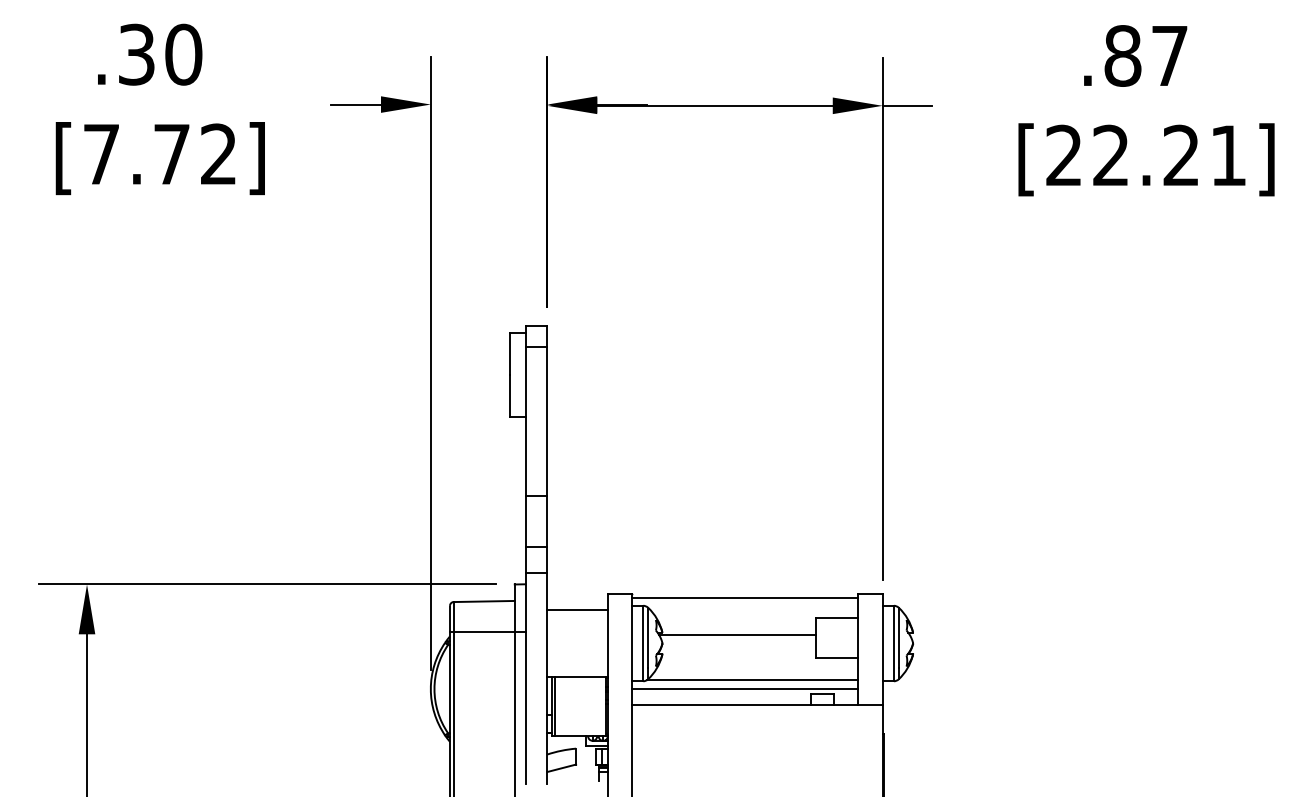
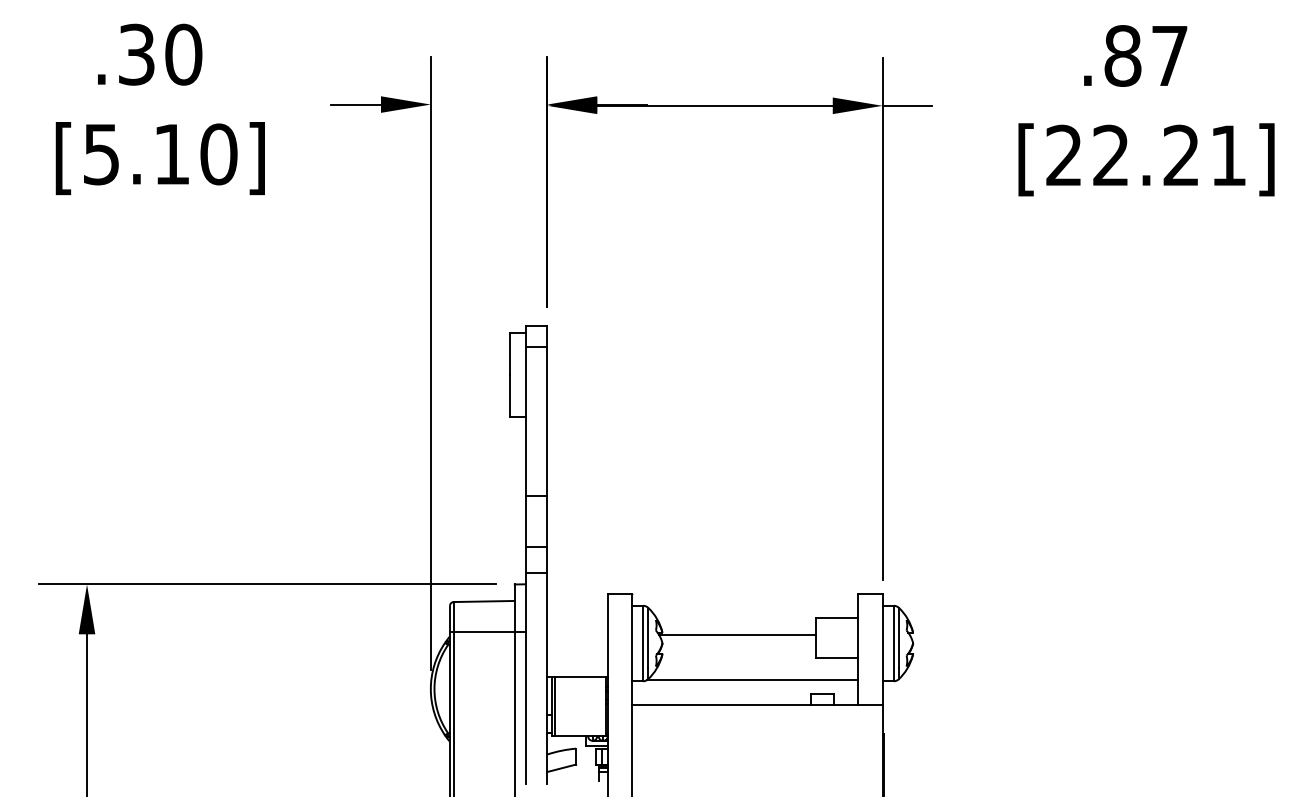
text: [7.72] -> [5.10] (160, 154)
line: present -> none (744, 598)
line: present -> none (577, 609)
line: present -> none (744, 688)
